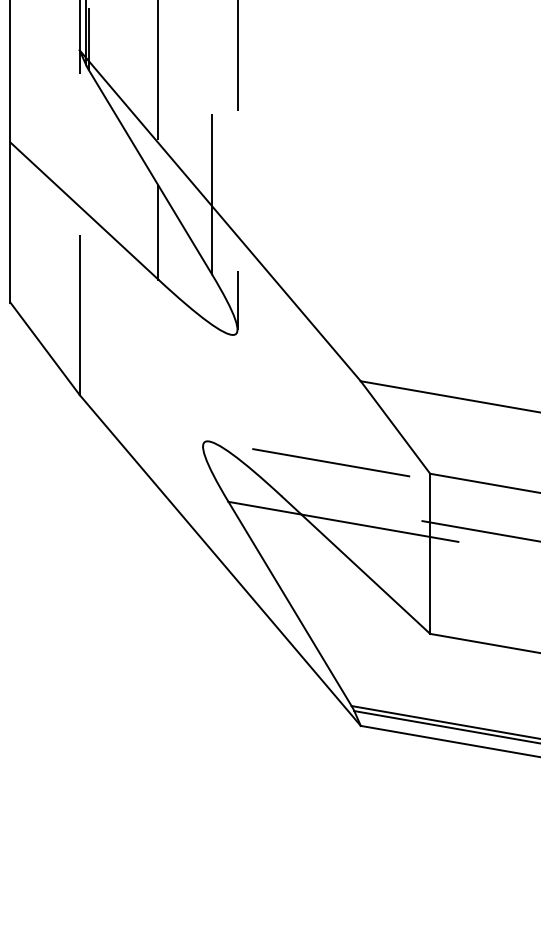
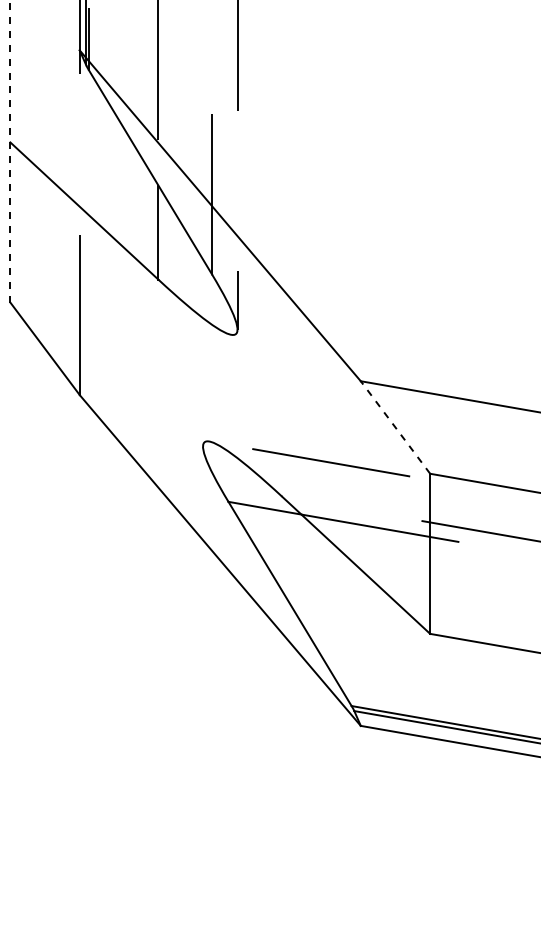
line: solid -> dashed (10, 151)
line: solid -> dashed (395, 427)
